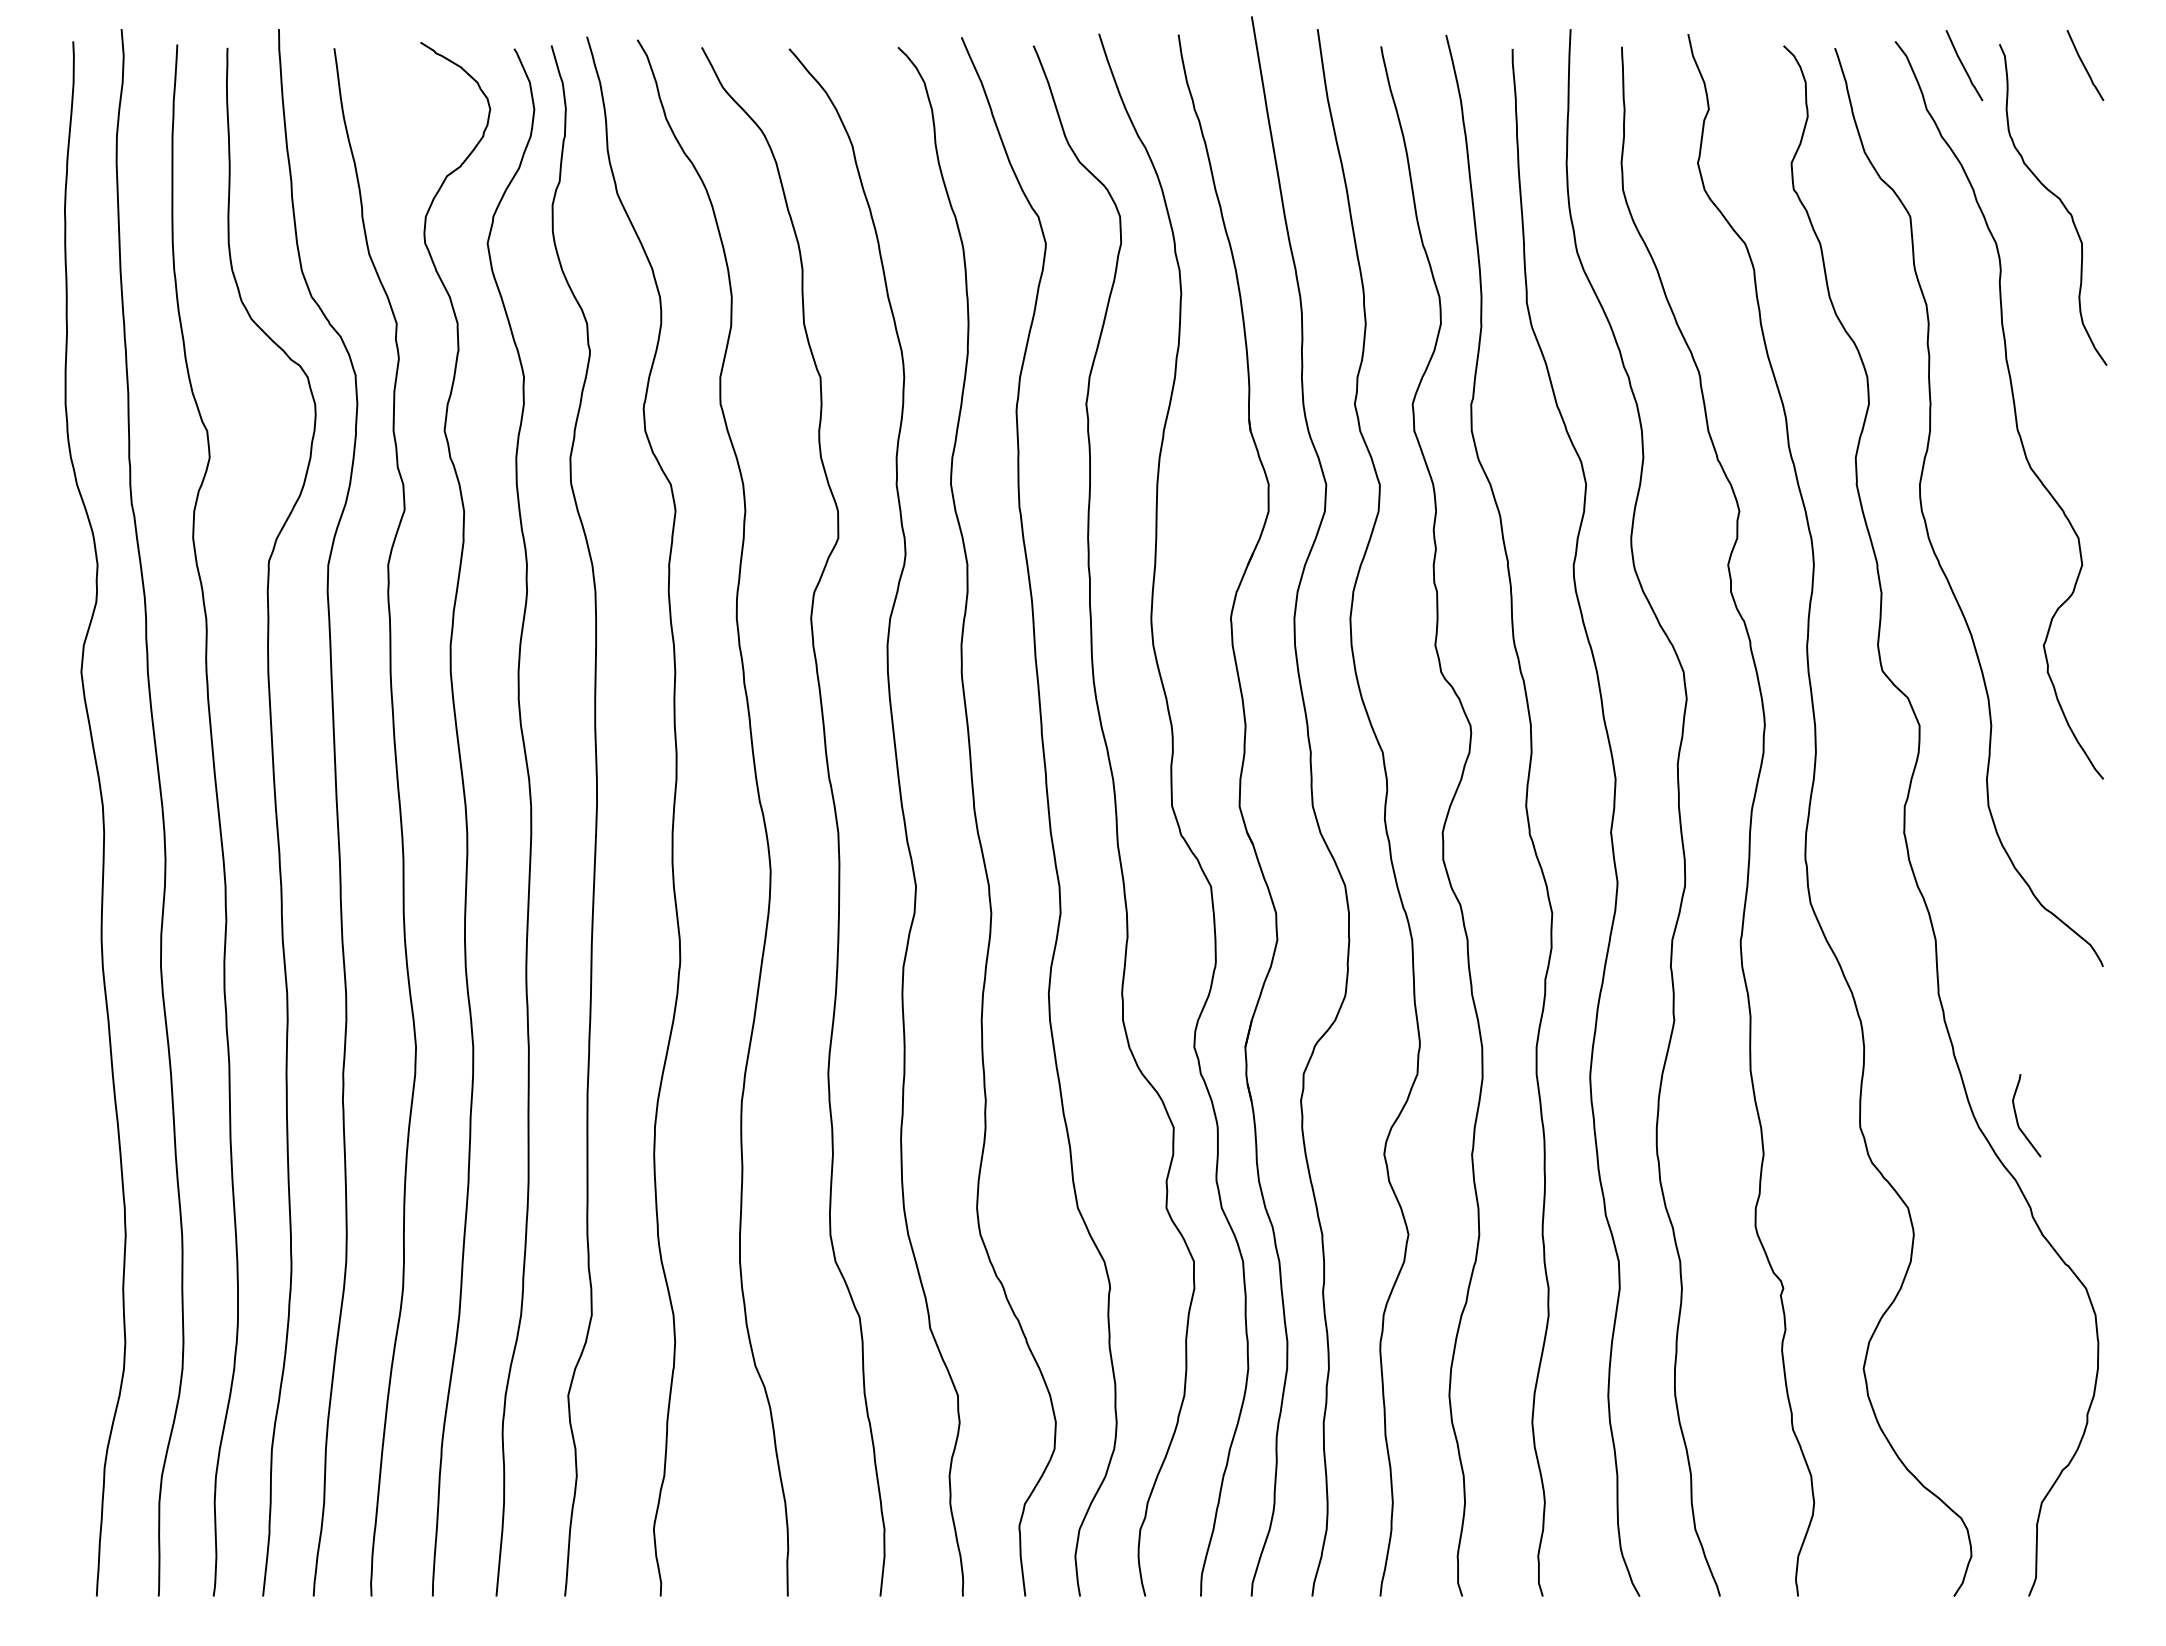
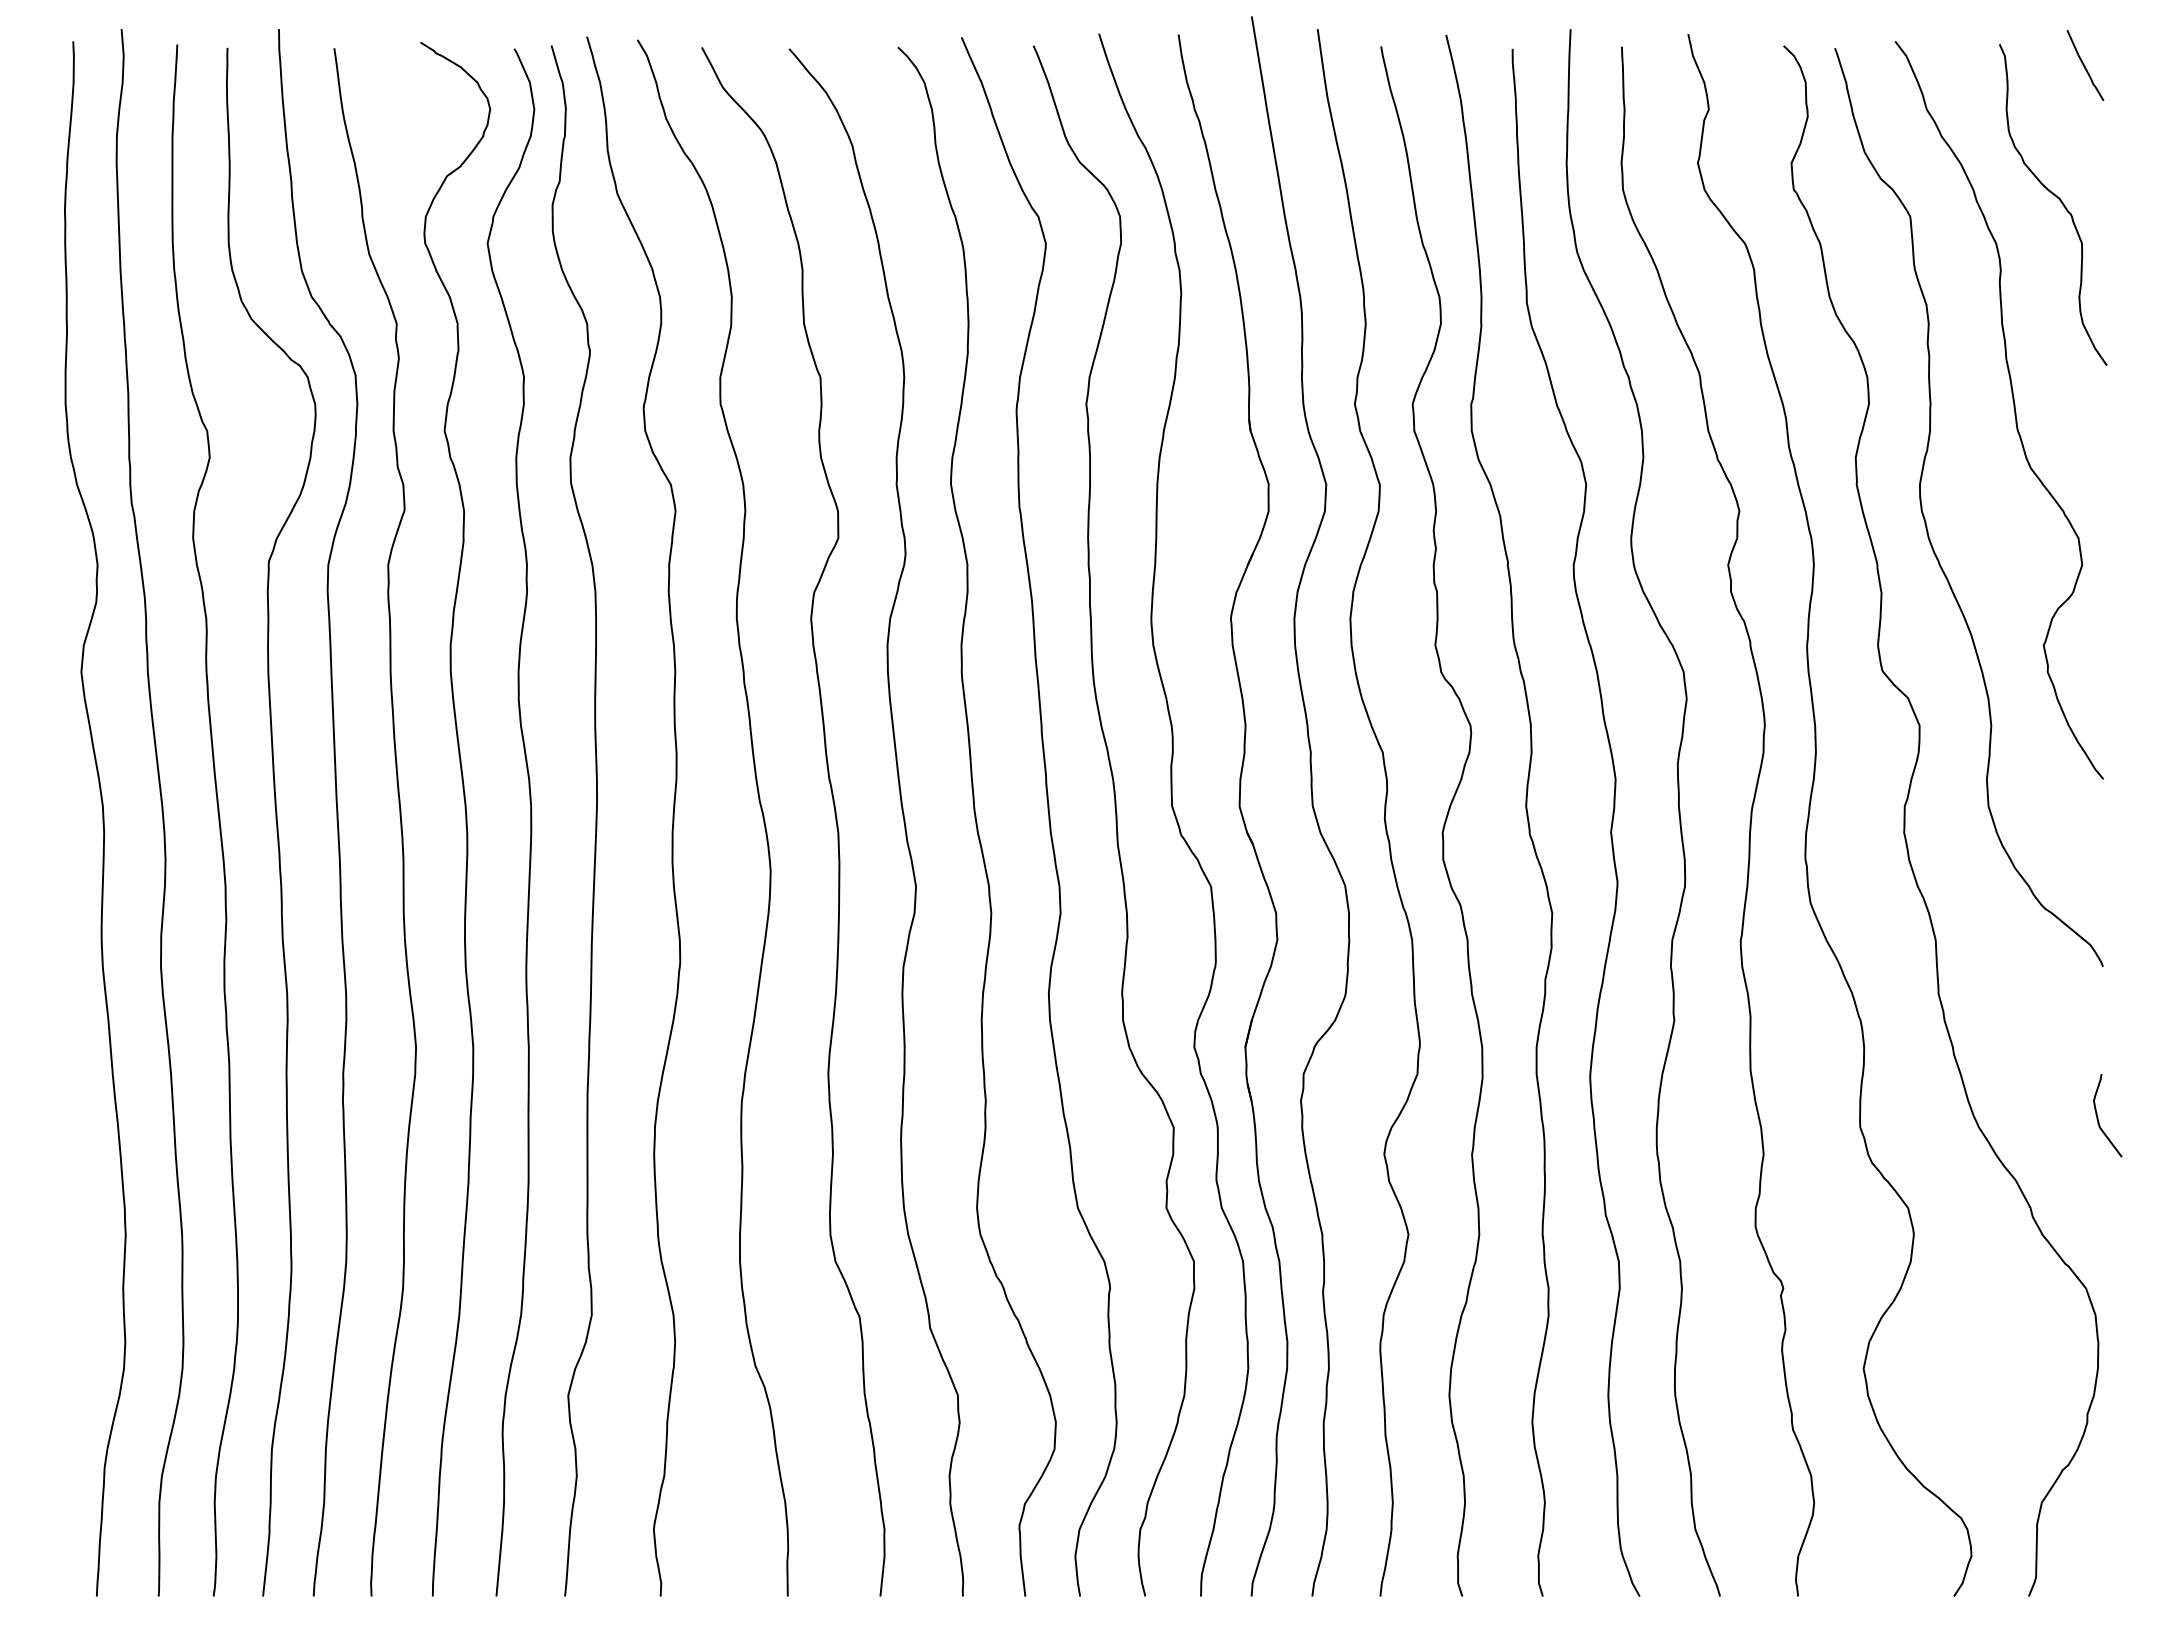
curve: present -> none (1963, 65)
curve position: (2017, 1117) -> (2098, 1117) (2098, 1117)
